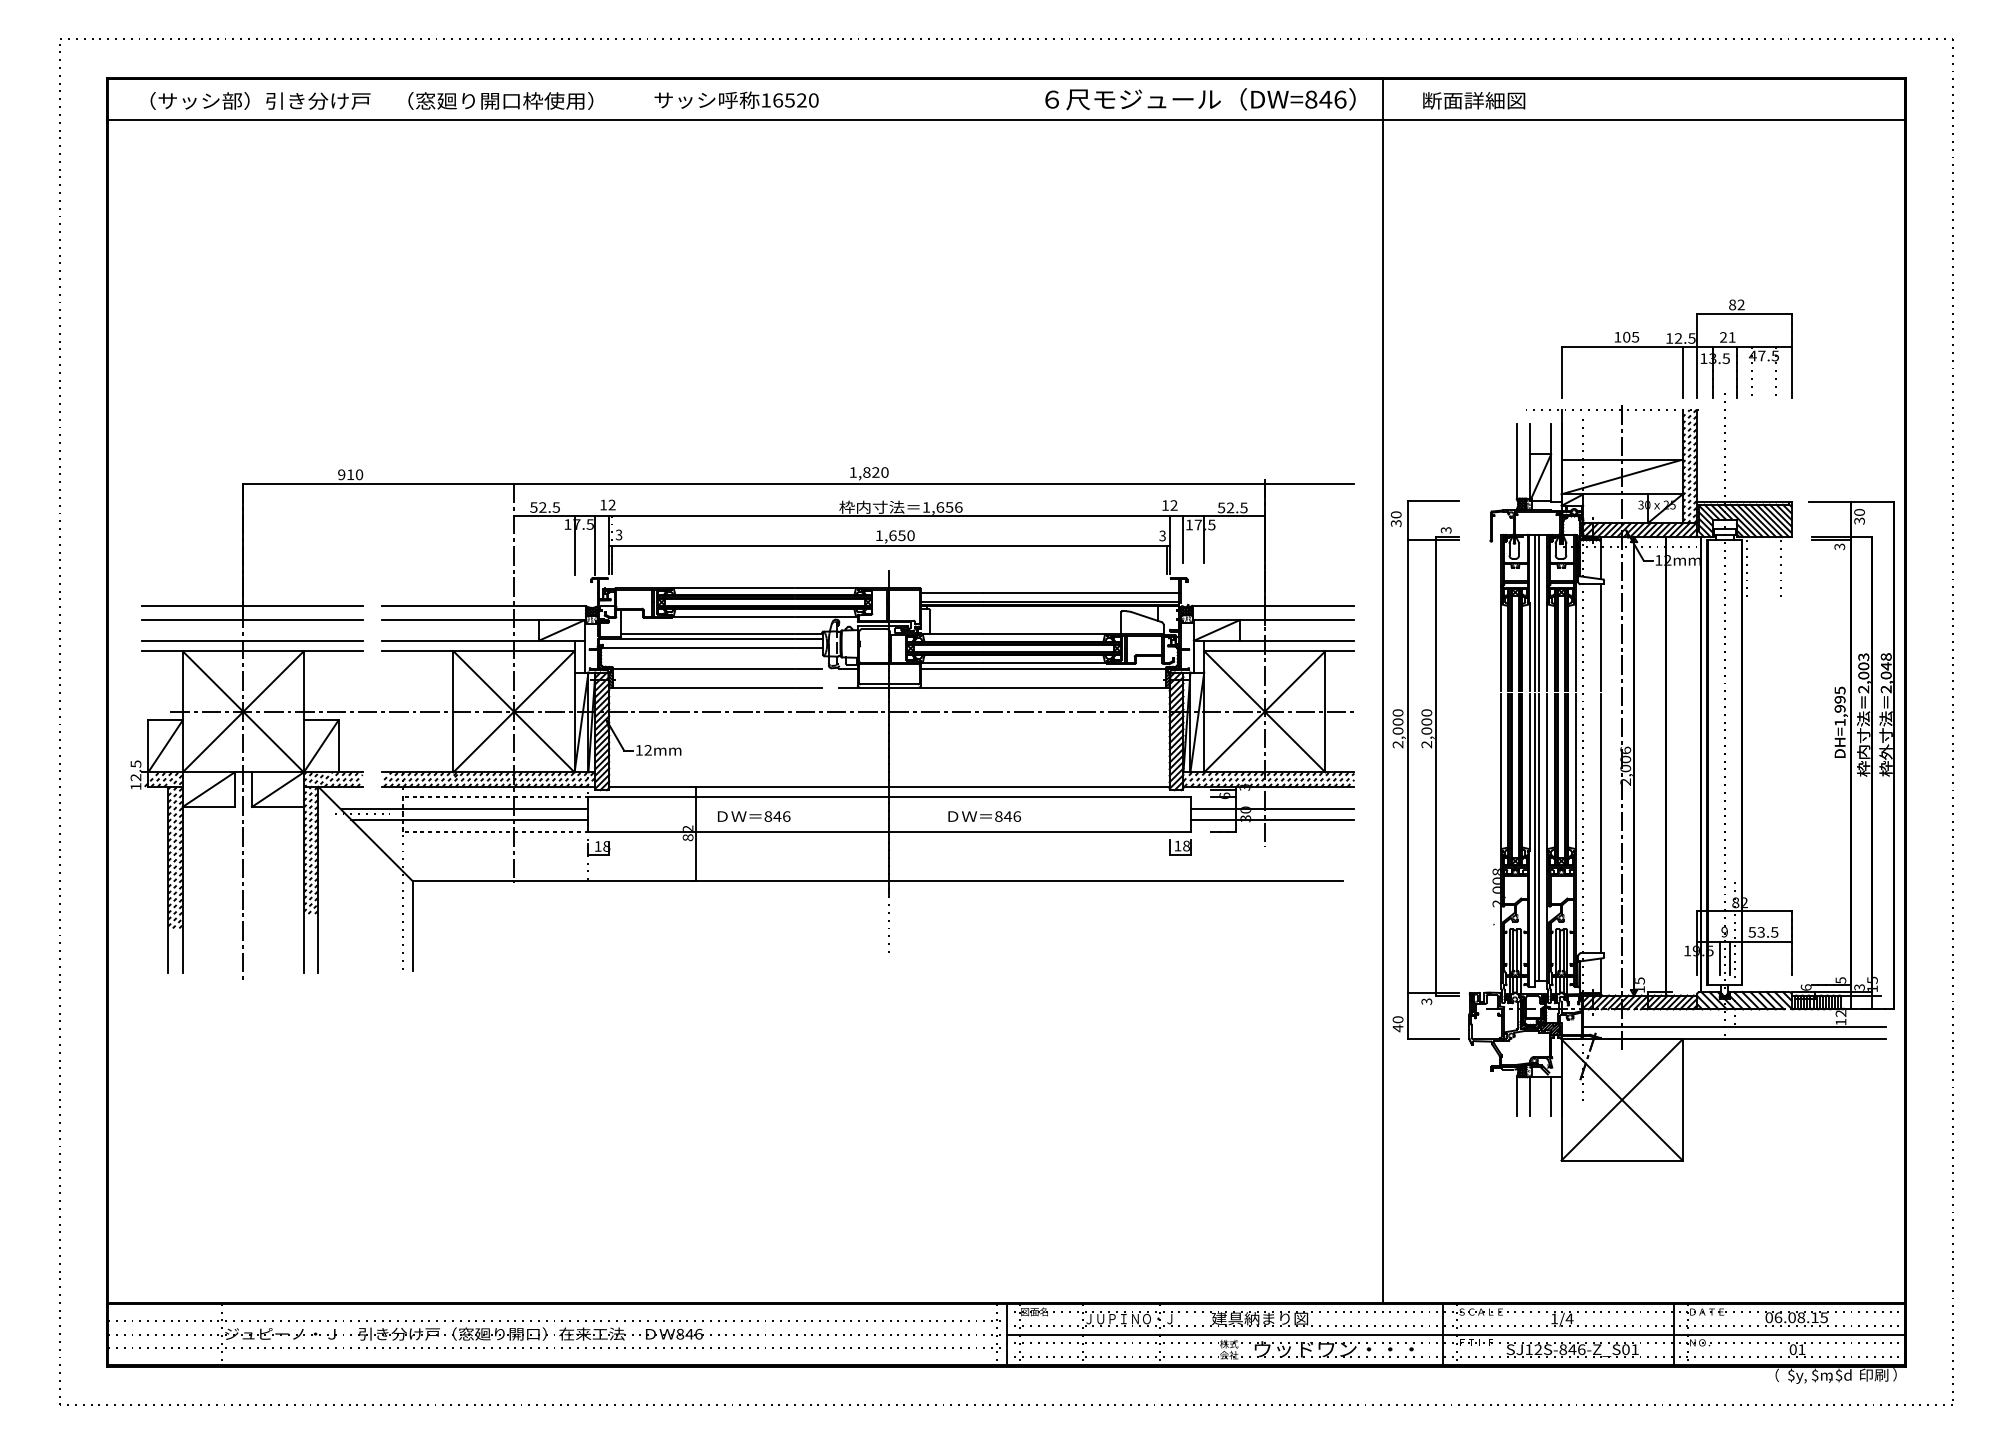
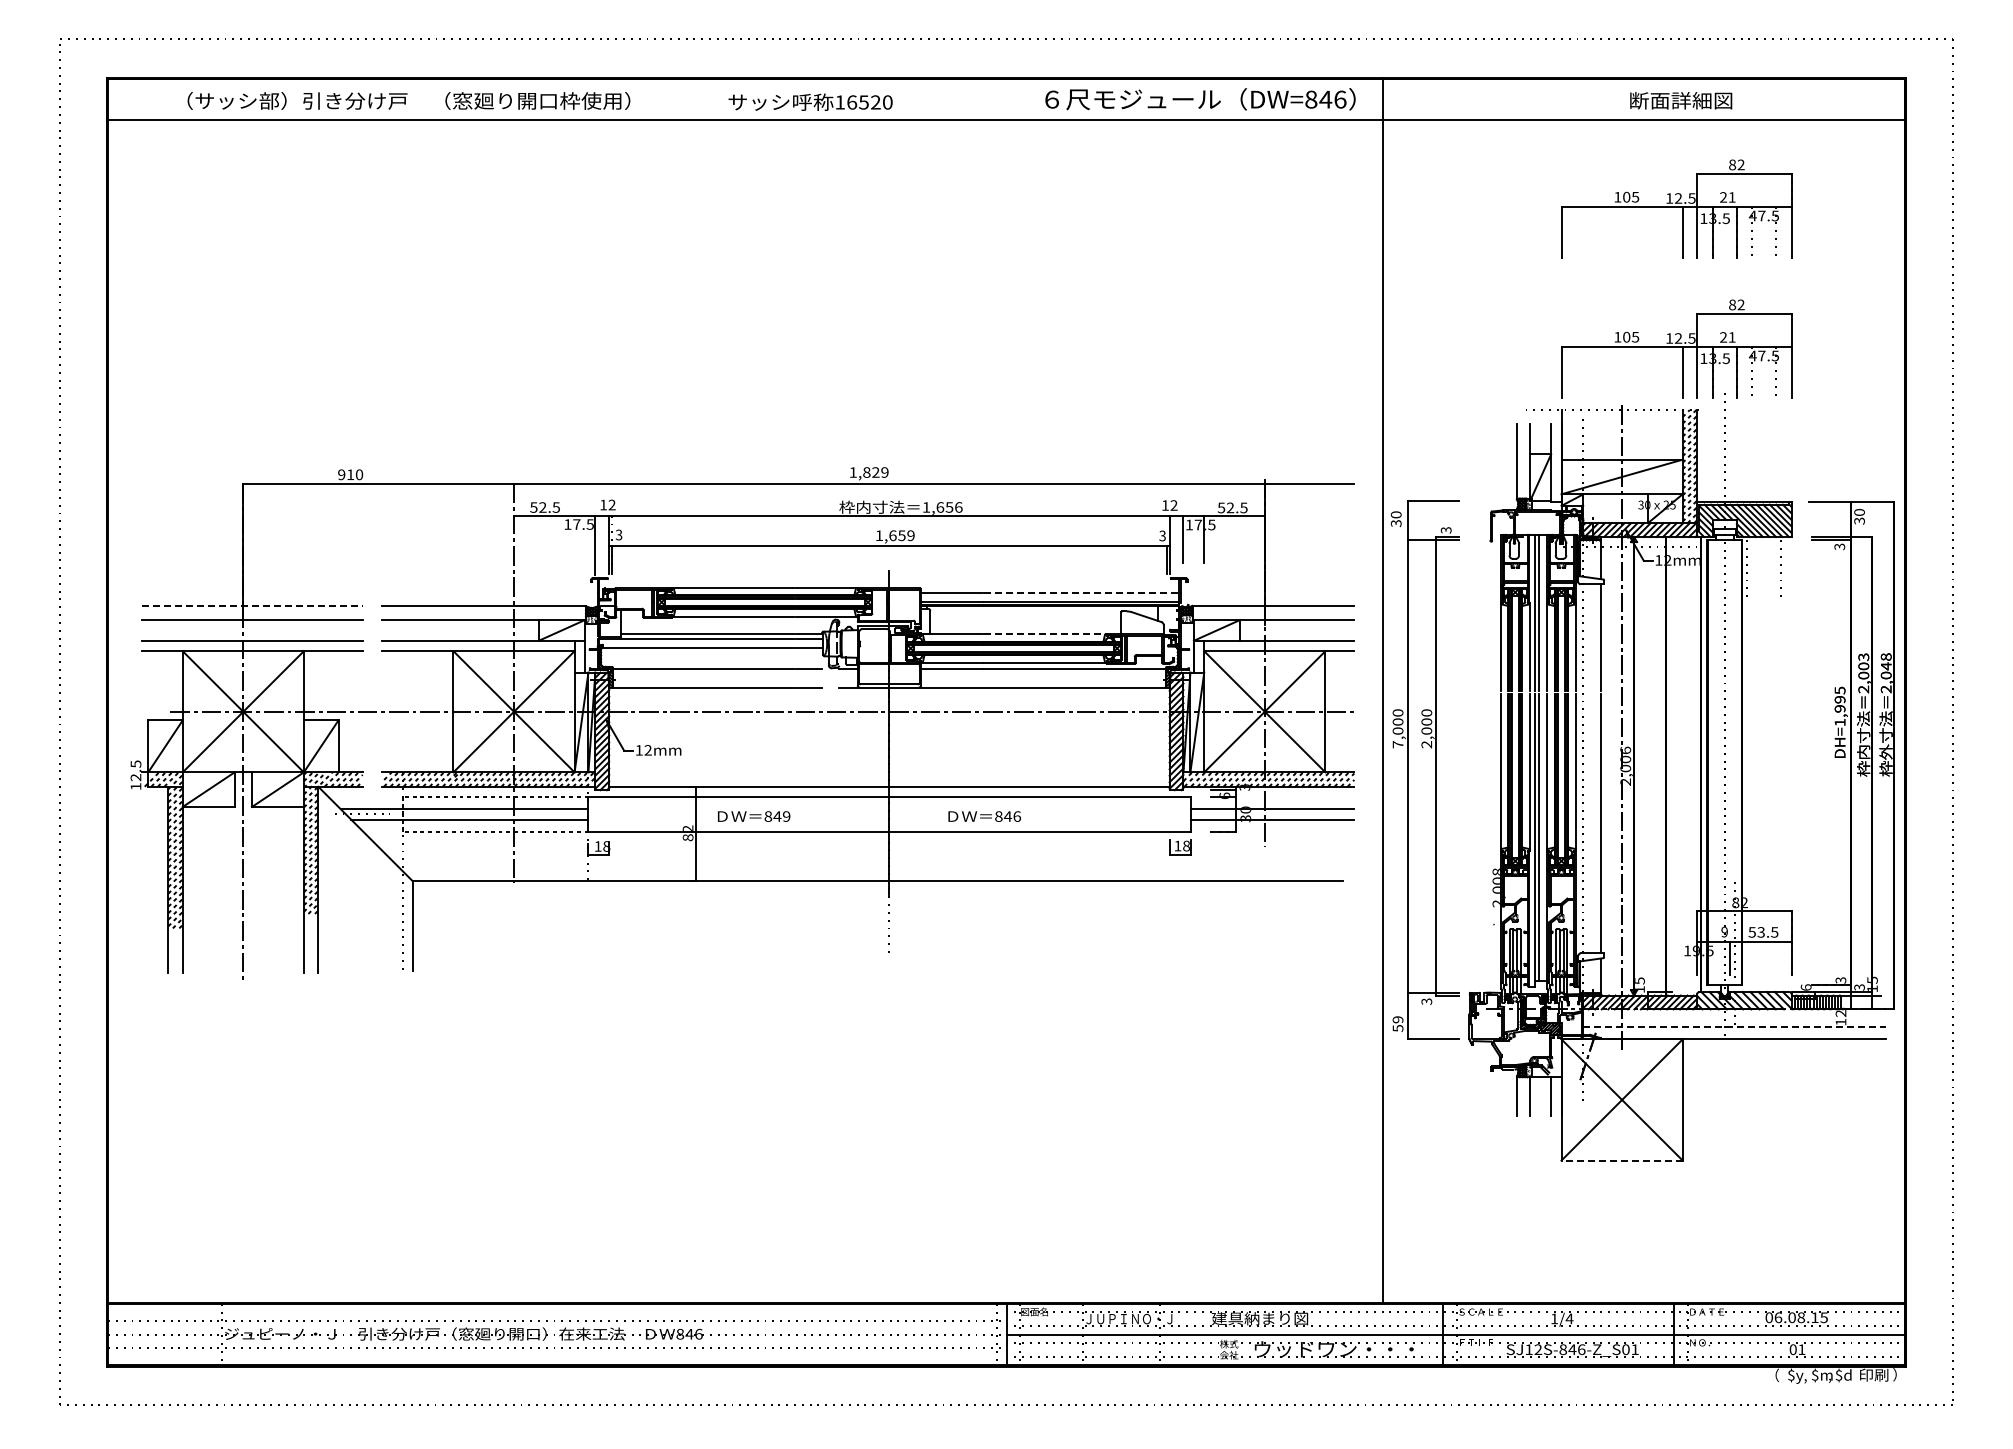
text position: (736, 99) -> (810, 101) (810, 101)
text position: (371, 100) -> (408, 100) (408, 100)
text position: (1474, 100) -> (1681, 100) (1681, 100)
part: none -> present (1676, 208)
text: 1,820 -> 1,829 (884, 472)
text: 1,650 -> 1,659 (910, 535)
line: present -> none (574, 545)
line: solid -> dashed (1081, 593)
line: solid -> dashed (252, 606)
line: solid -> dashed (1045, 634)
text: 2,000 -> 7,000 (1397, 744)
text: 846 -> 849 (786, 816)
line: present -> none (1719, 958)
text: 5 -> 3 (1840, 980)
text: 40 -> 59 (1397, 1024)
line: solid -> dashed (1735, 1026)
line: solid -> dashed (1622, 1160)
